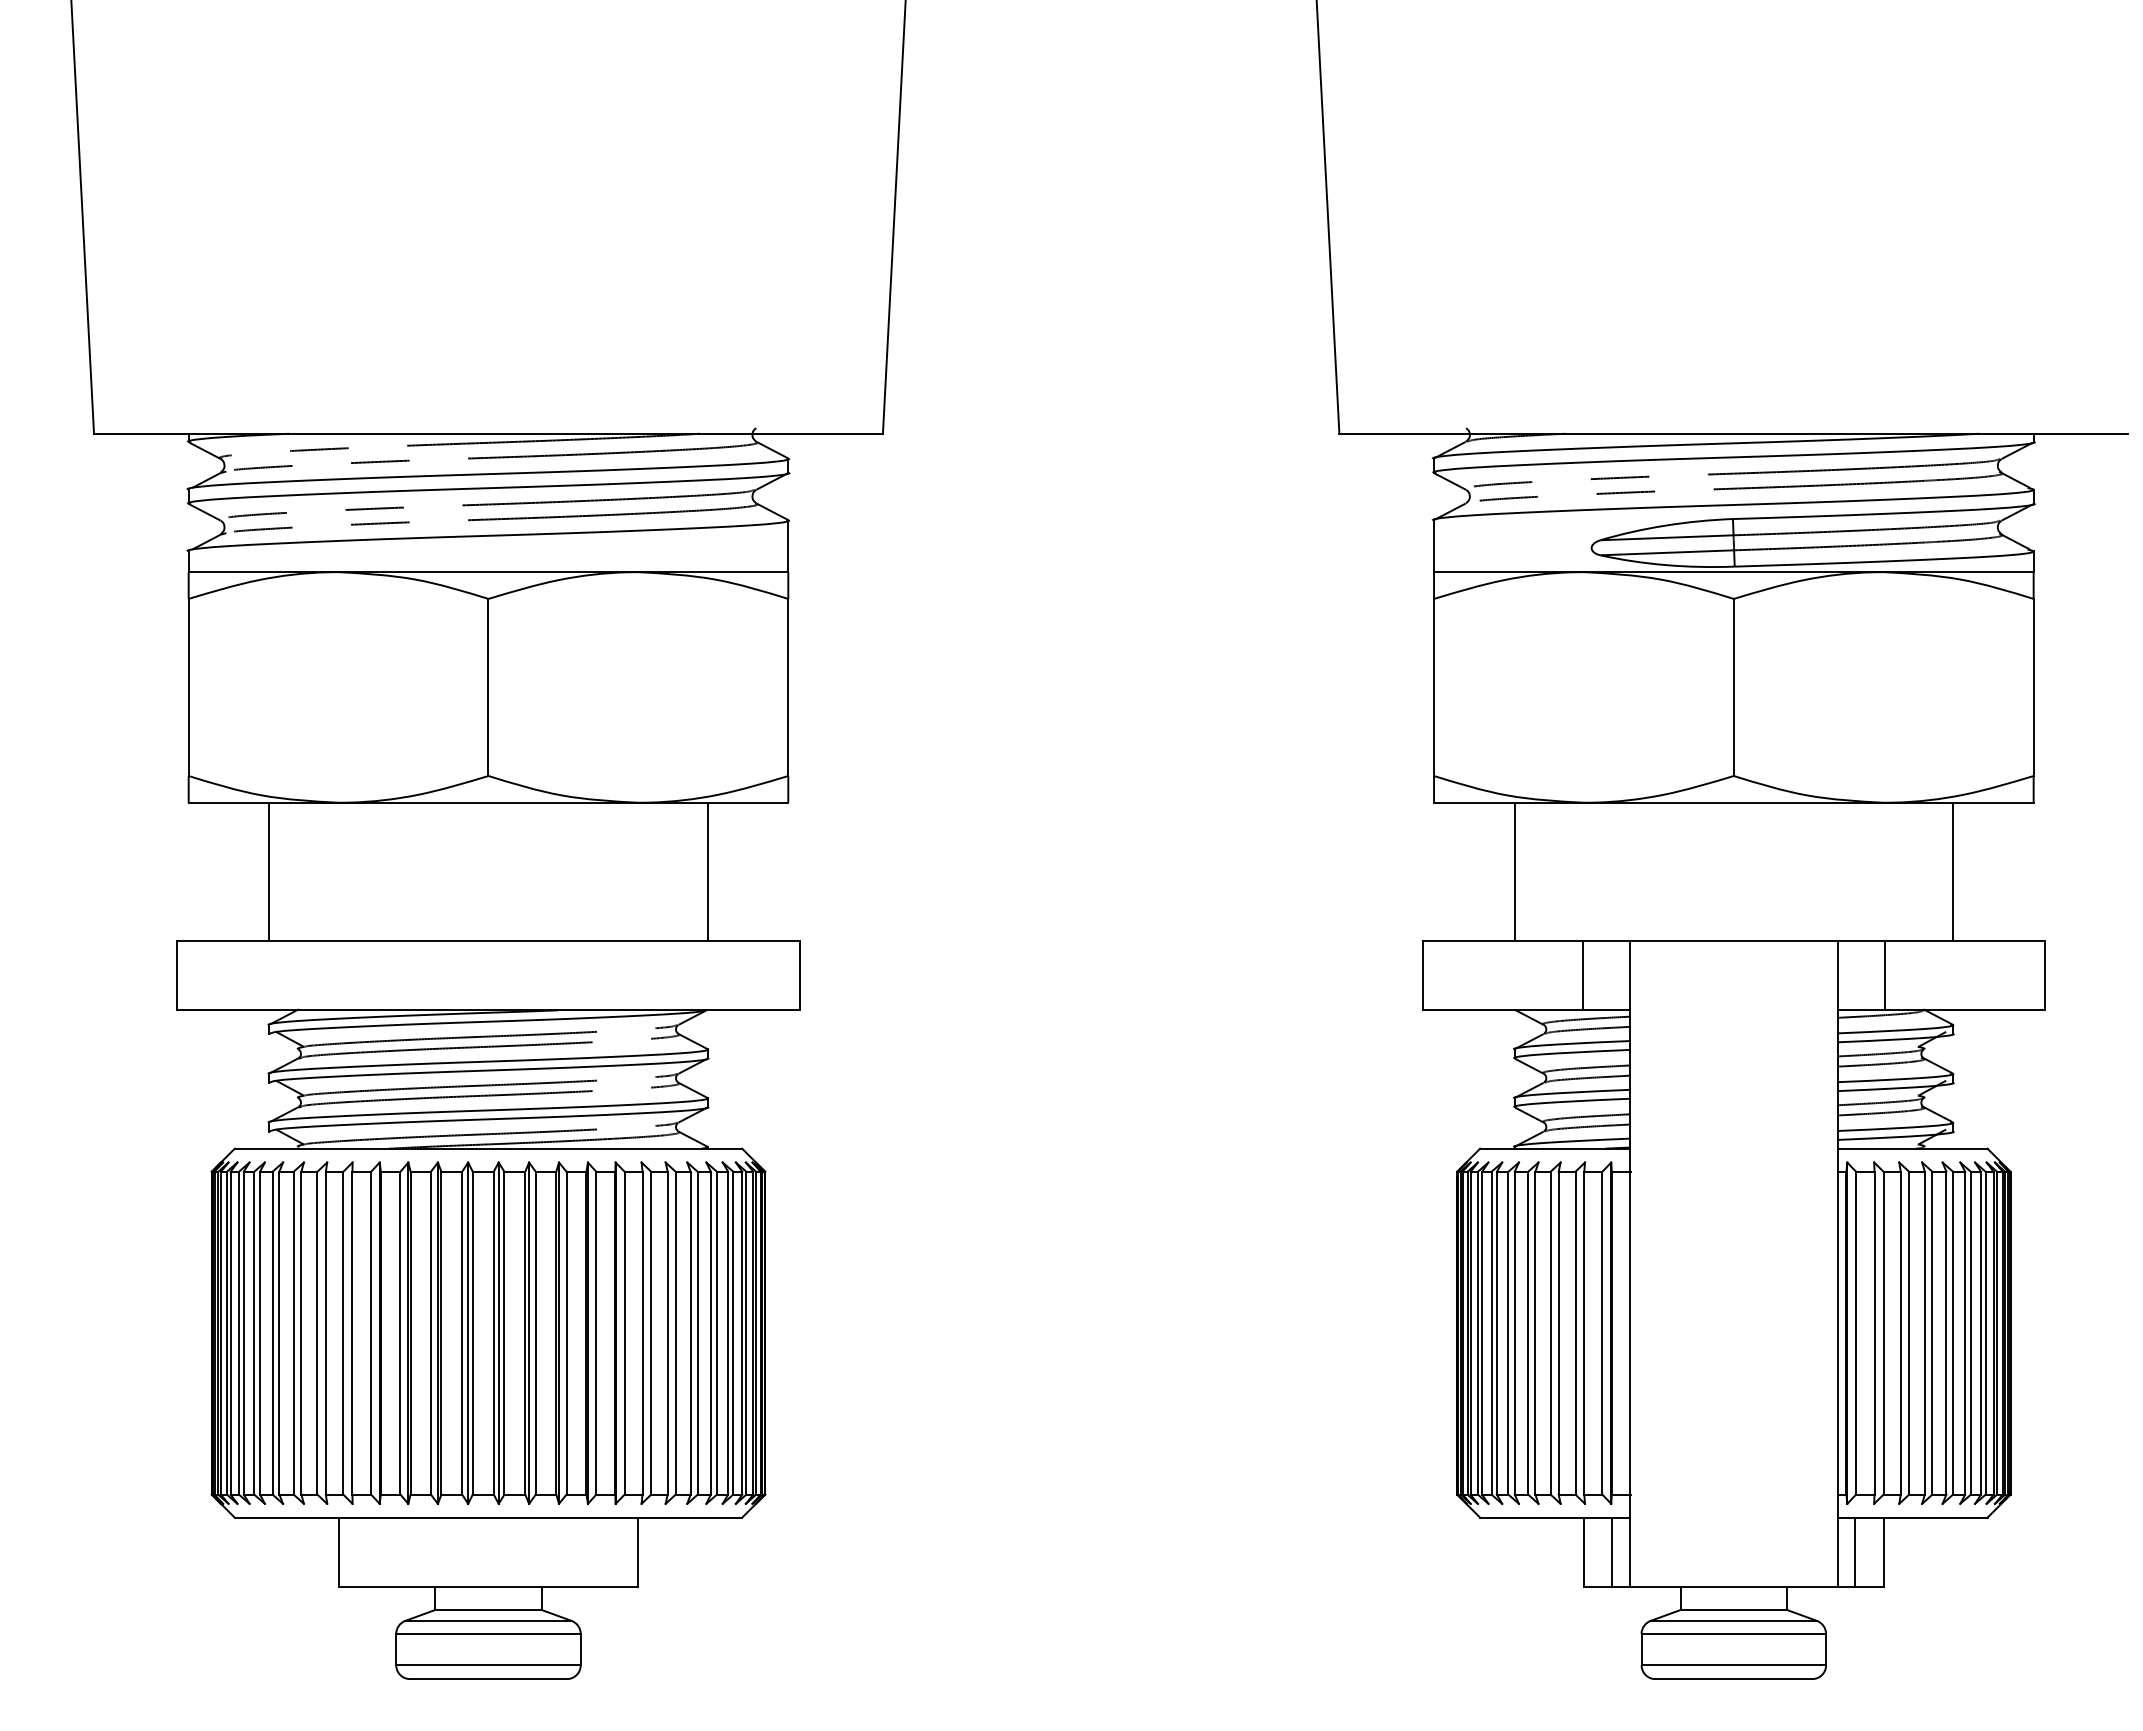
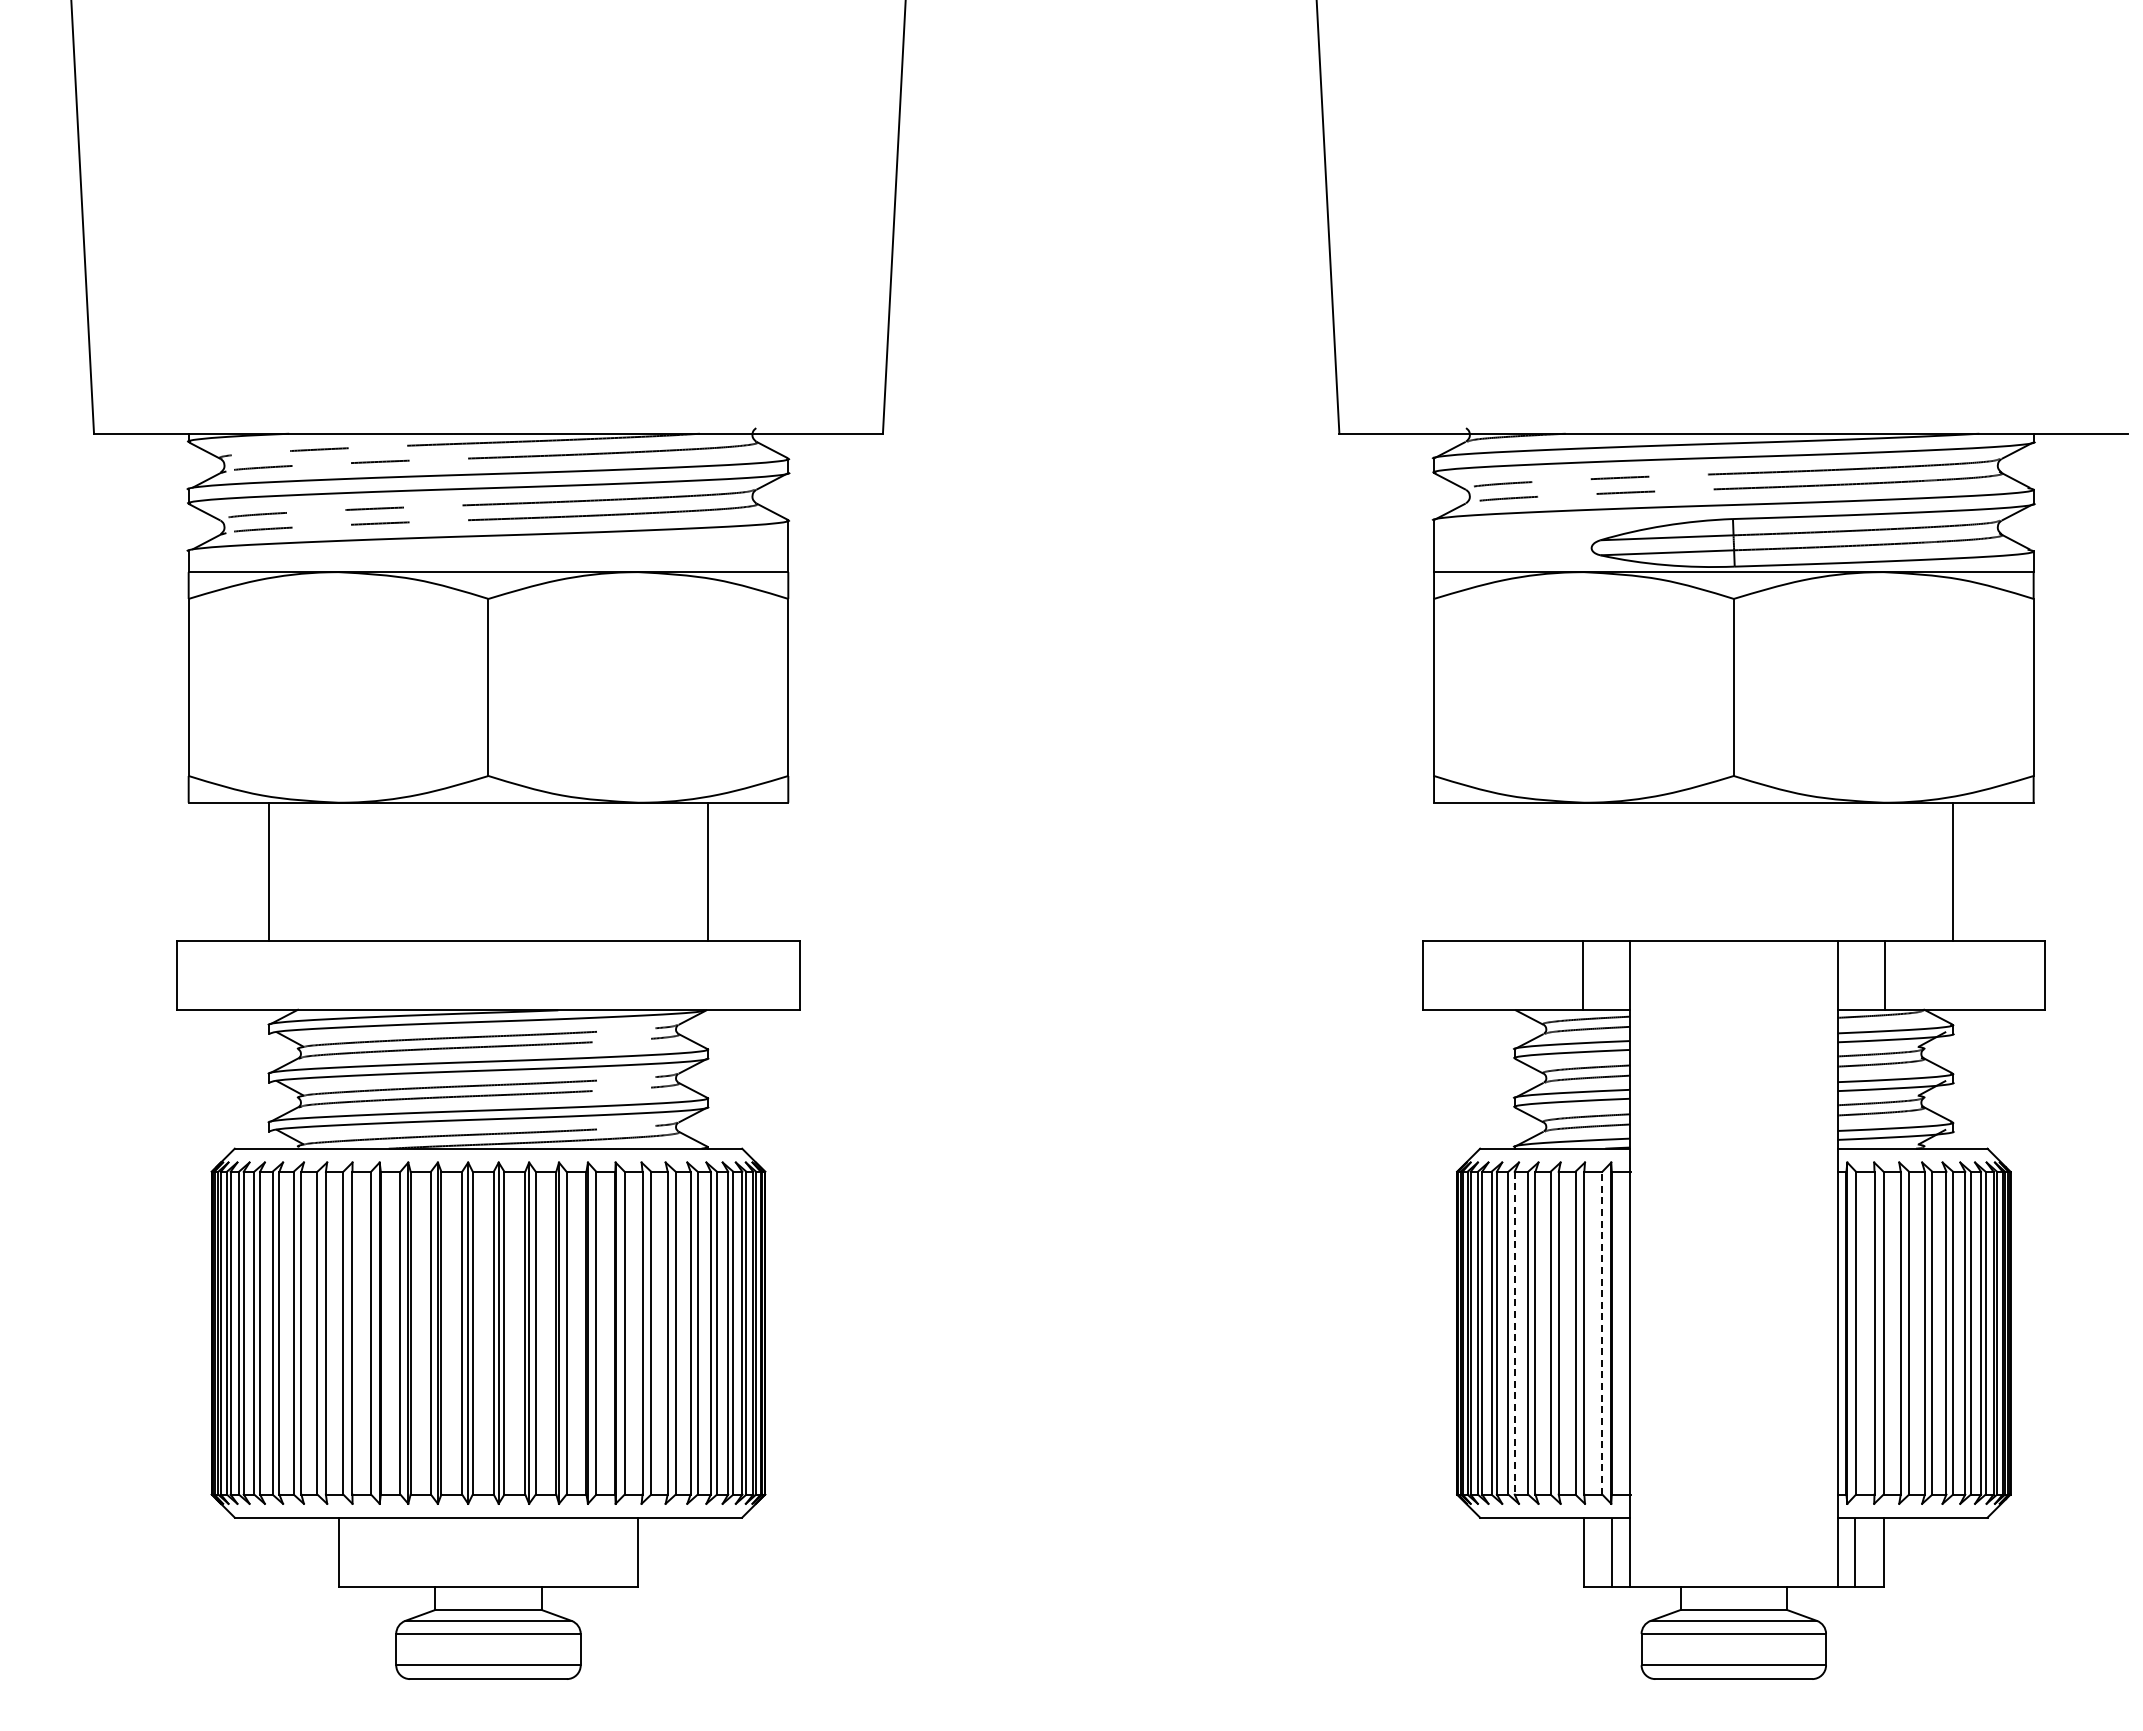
line: present -> none (1514, 871)
line: solid -> dashed (1602, 1332)
line: solid -> dashed (1514, 1333)
